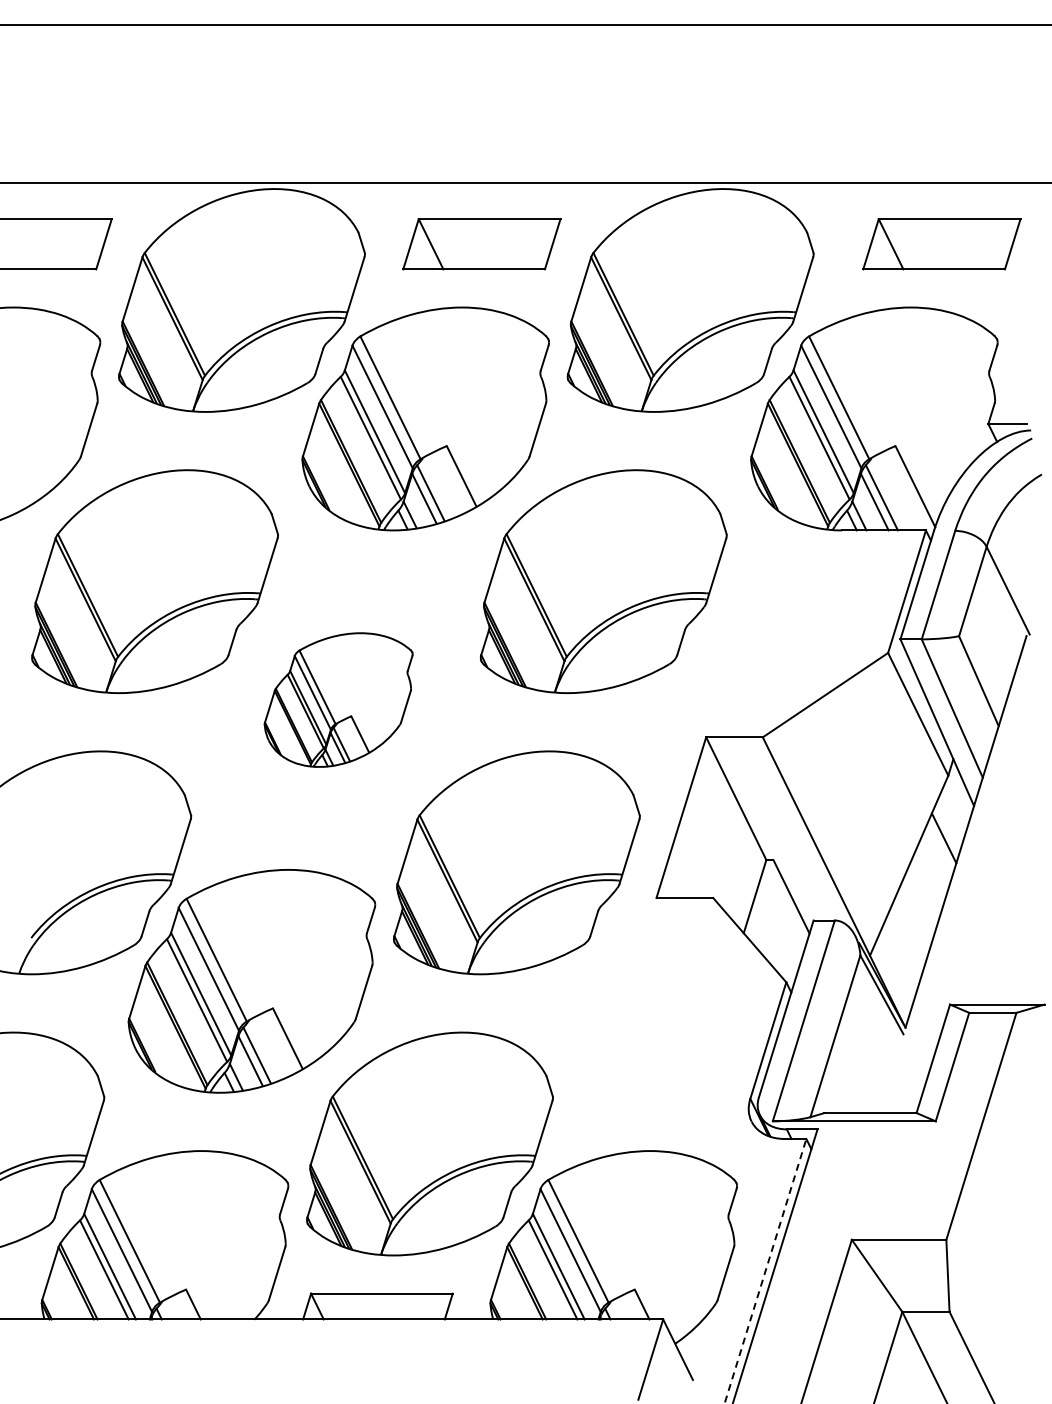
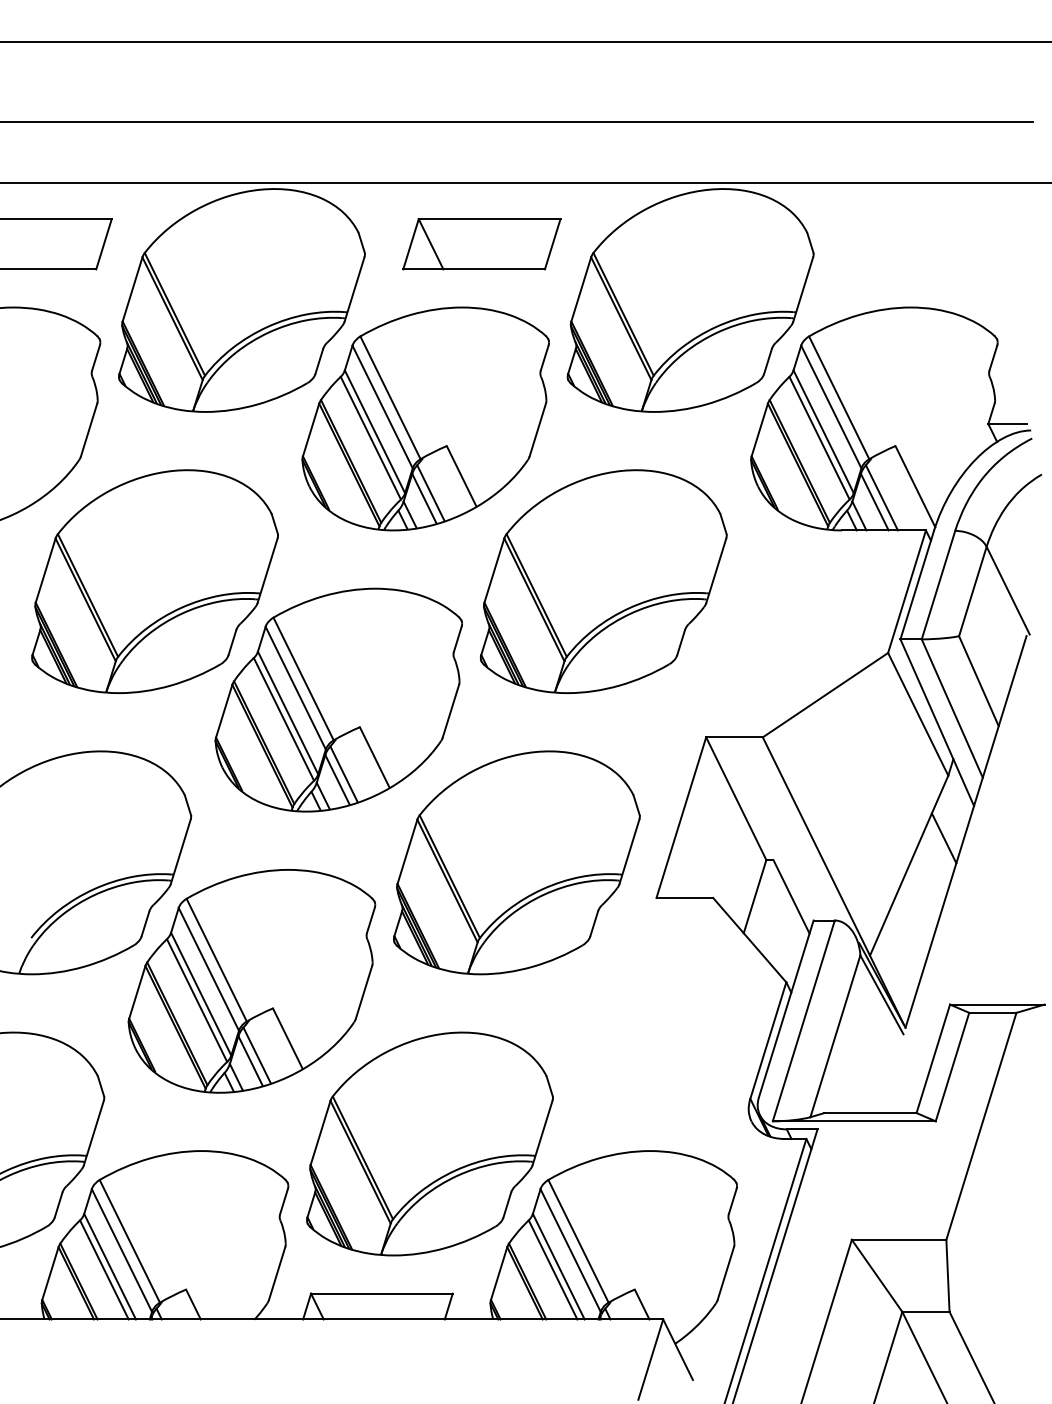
line position: (525, 25) -> (525, 42) (525, 42)
line: none -> present (517, 122)
part: present -> none (941, 244)
part size: 151x136 px -> 249x226 px (338, 699)
line: dashed -> solid (765, 1270)
